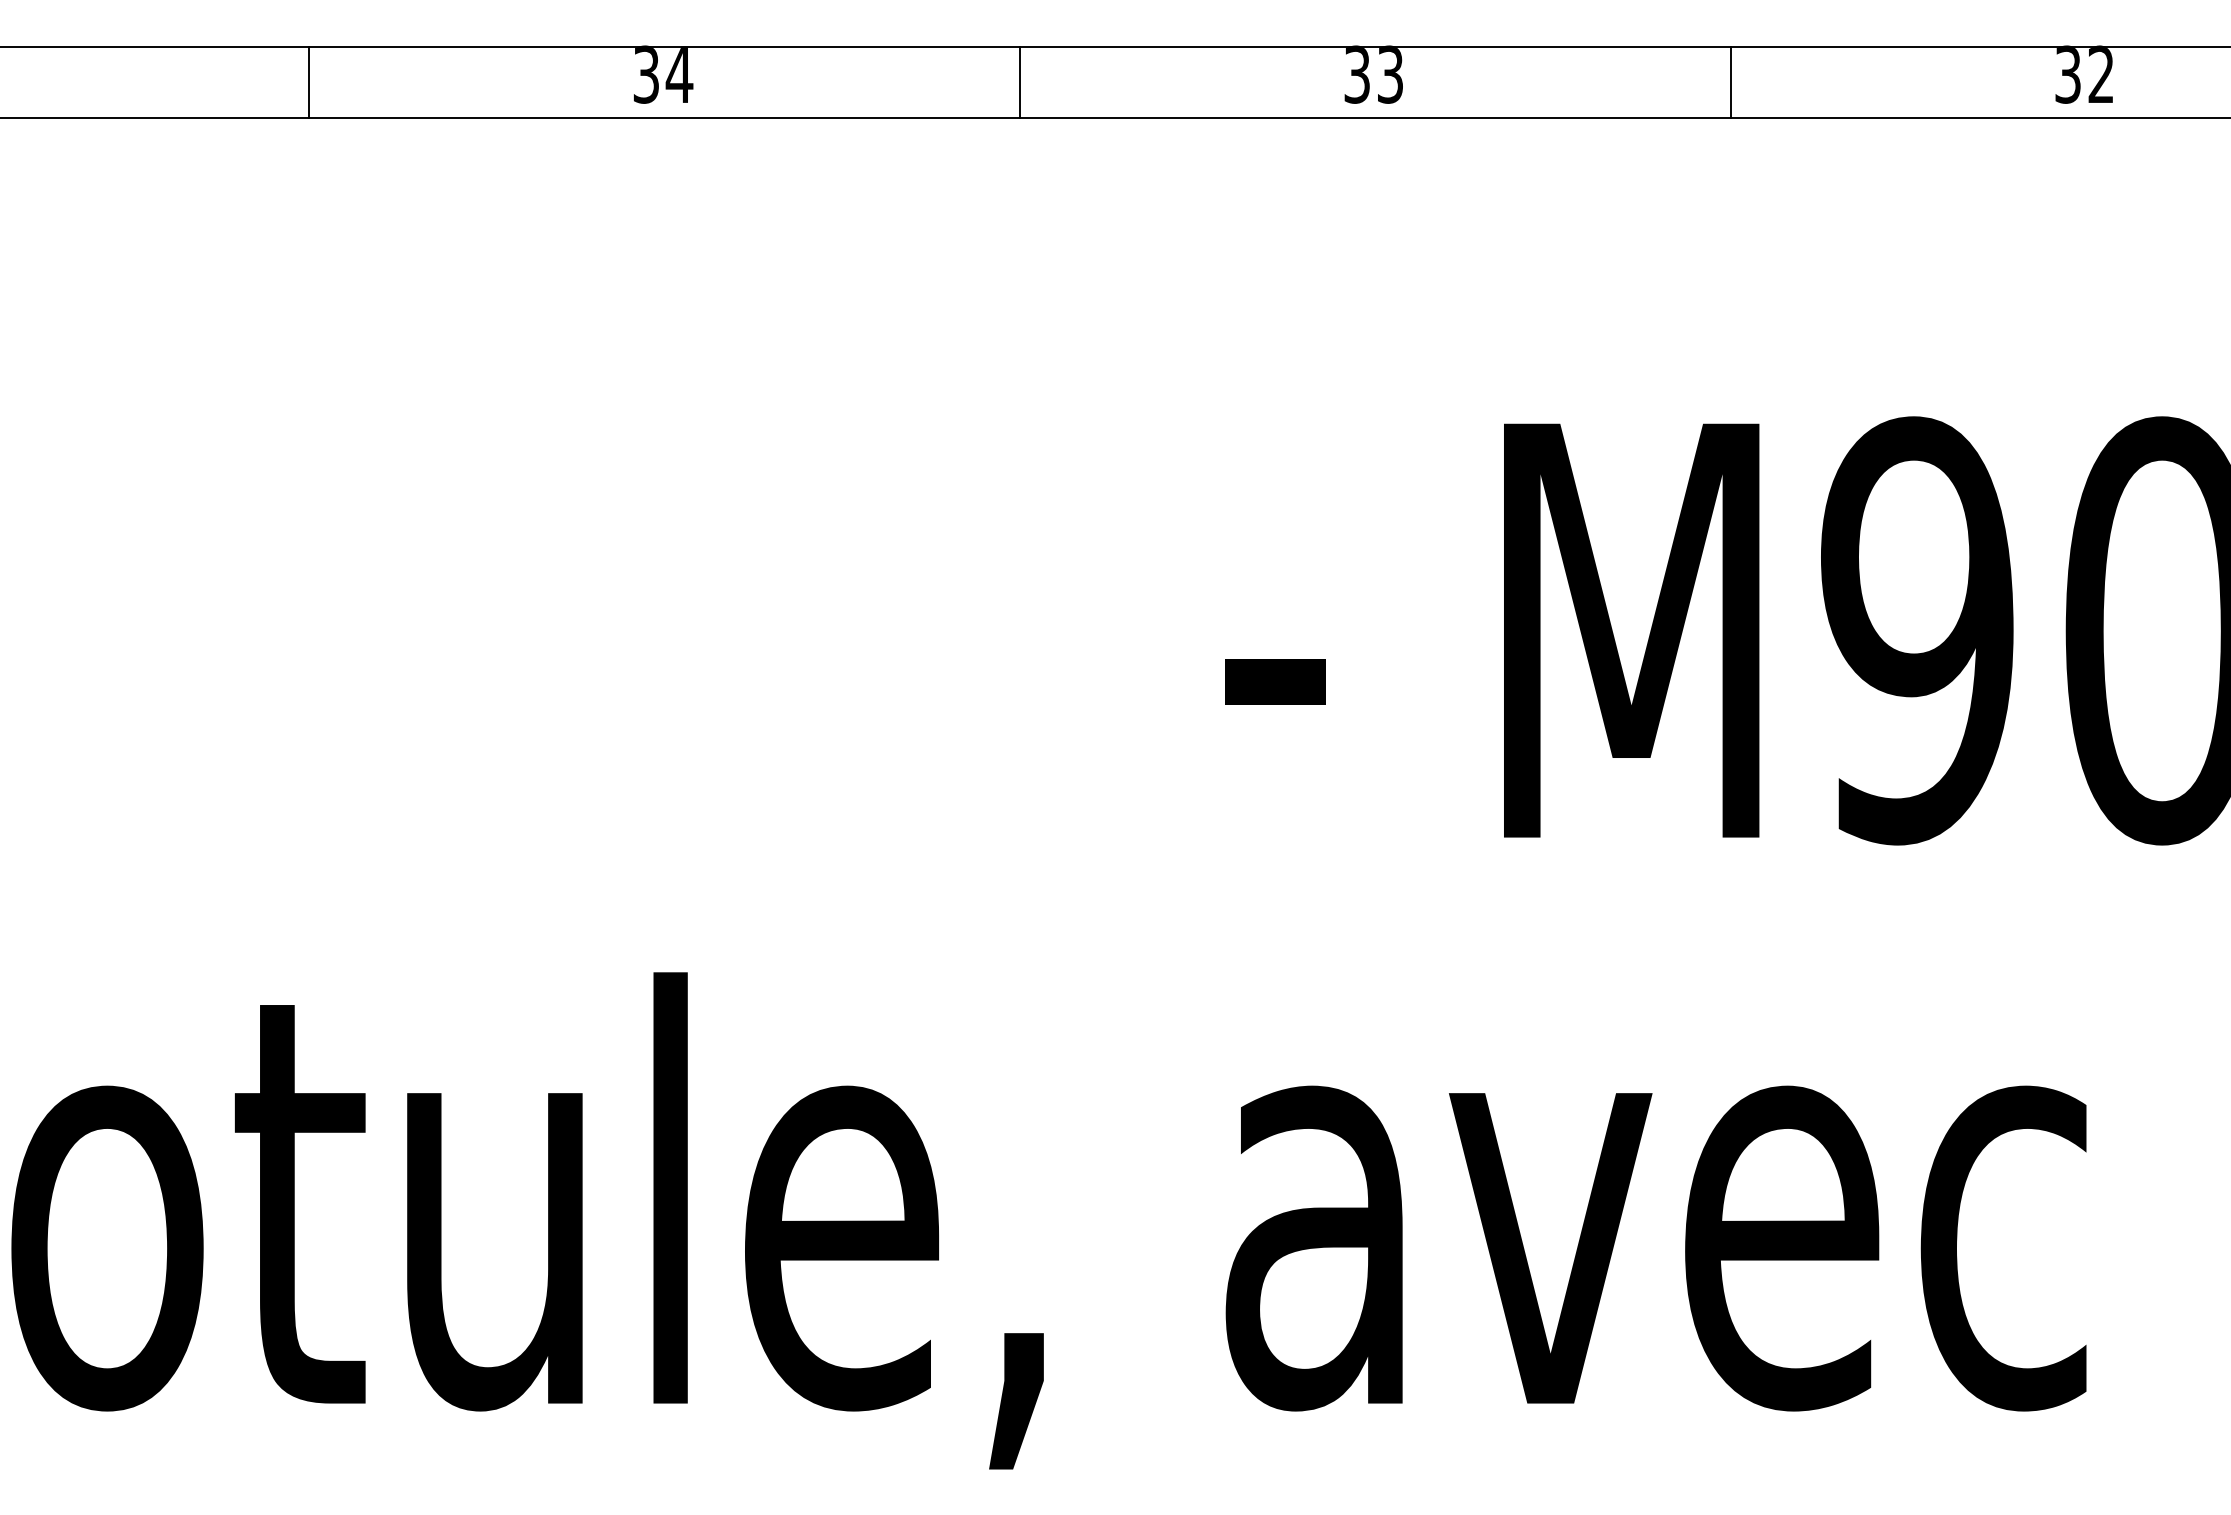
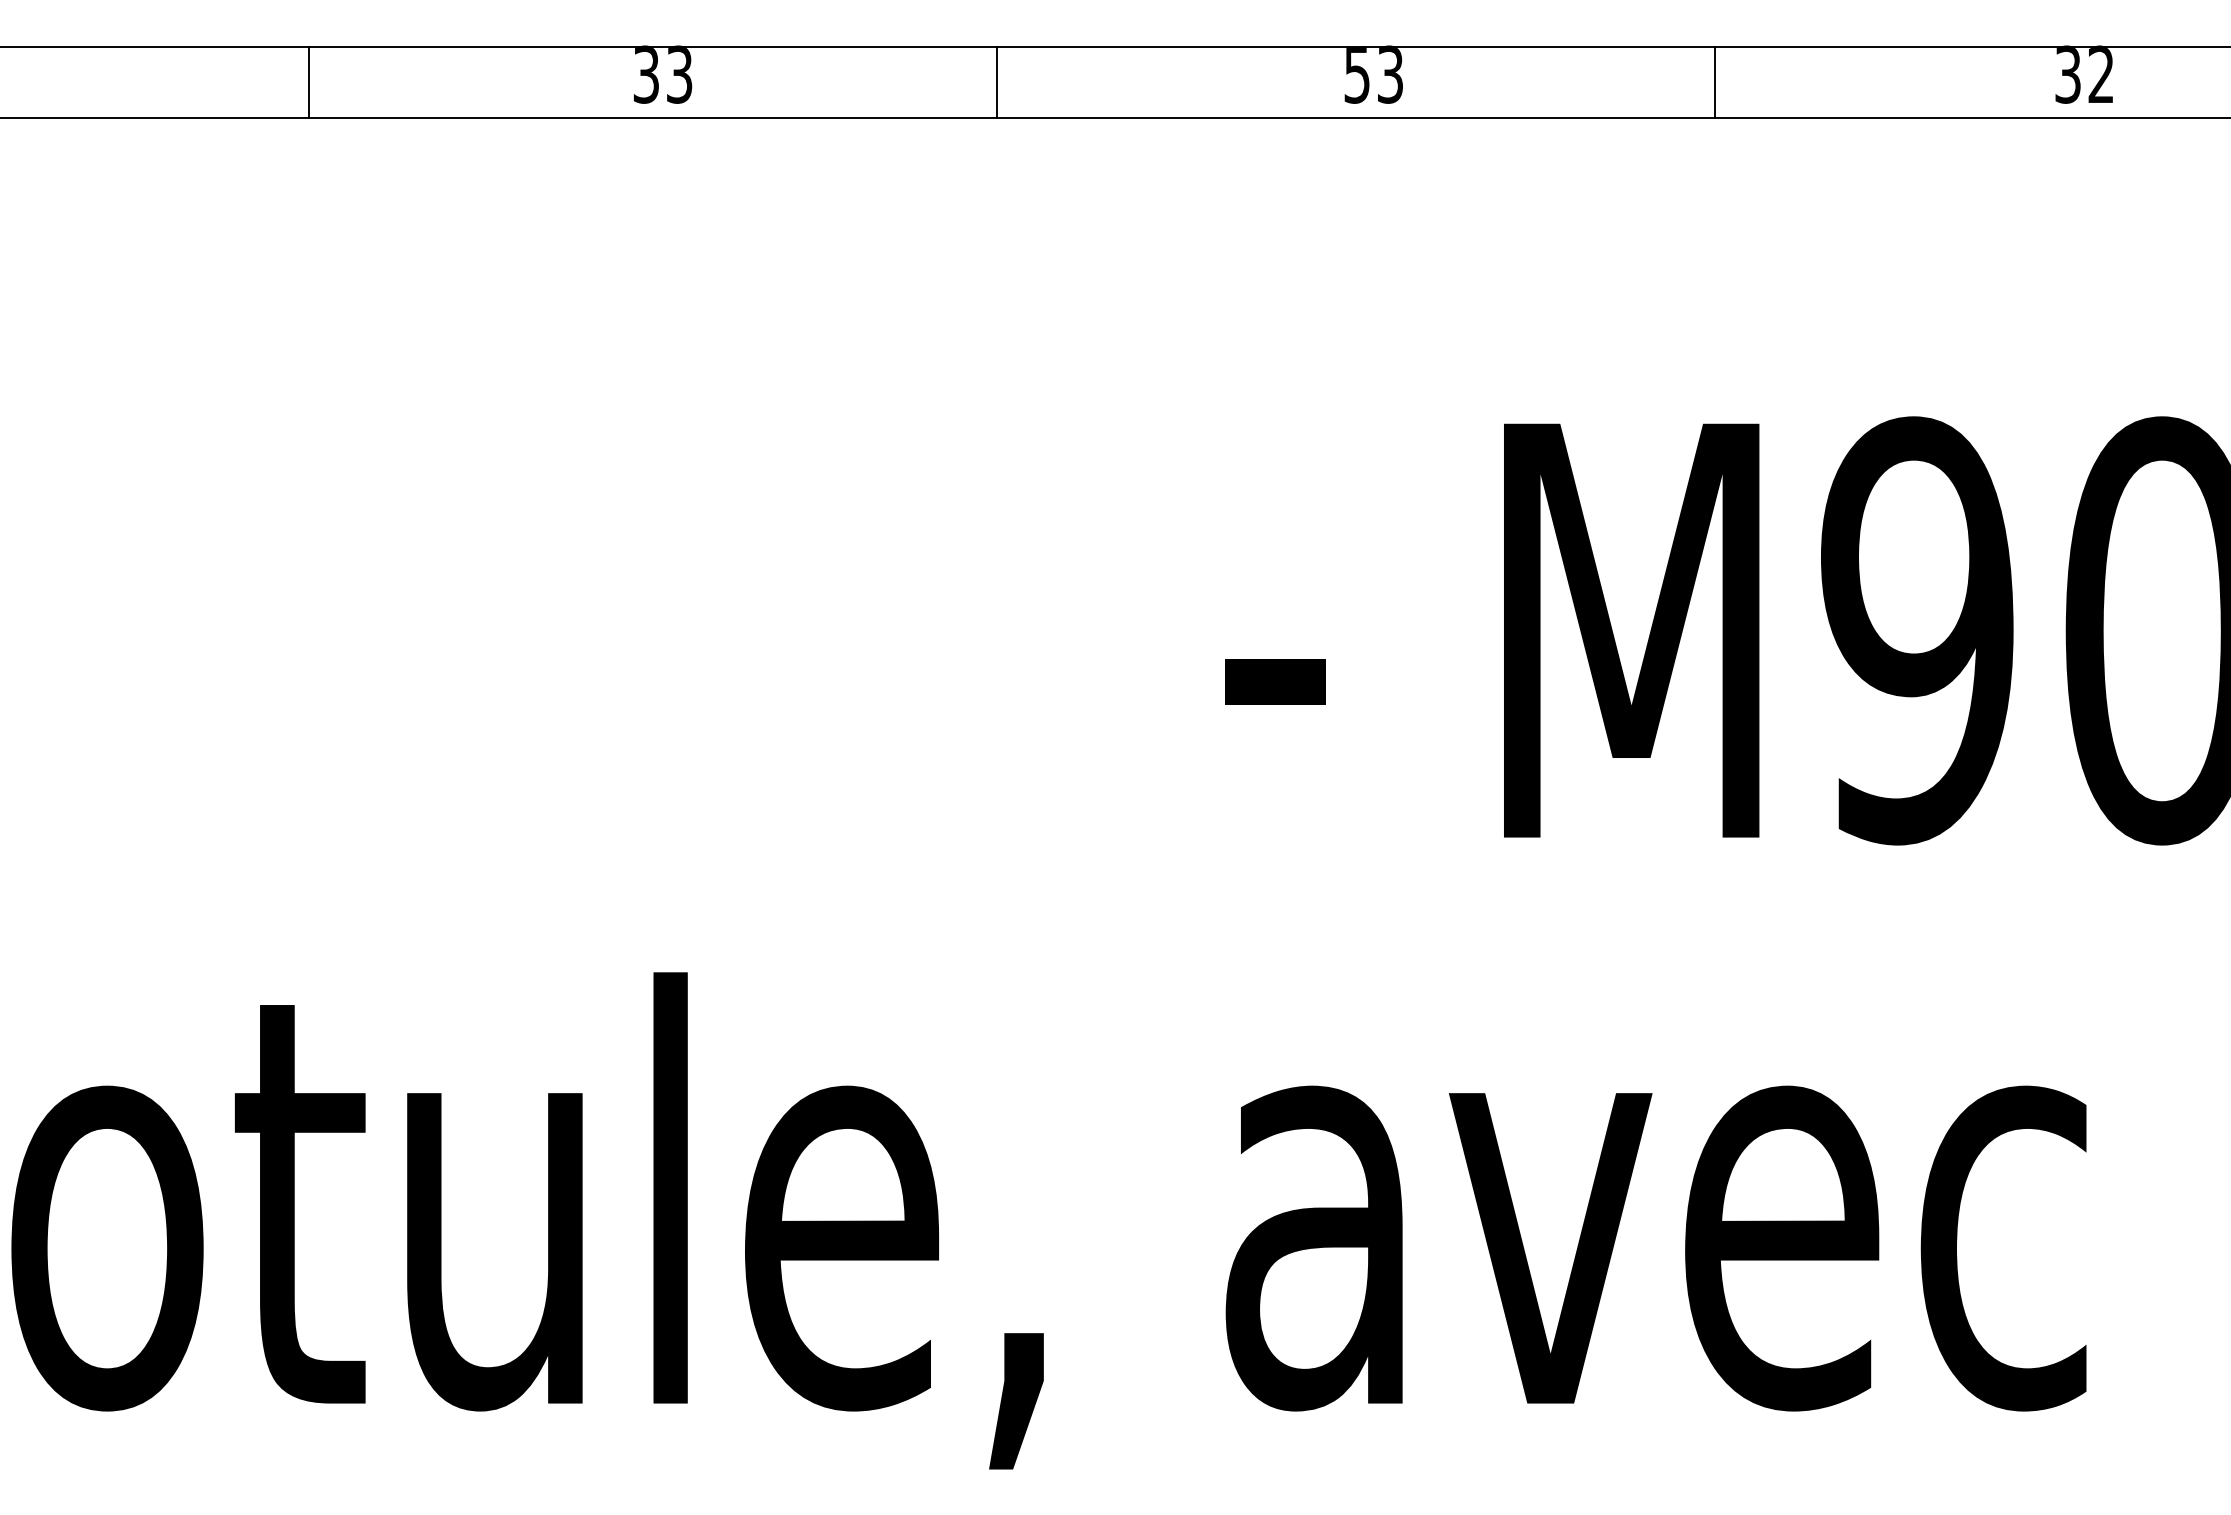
text: 34 -> 33 (679, 74)
text: 33 -> 53 (1357, 74)
line position: (1019, 82) -> (996, 82) (996, 82)
line position: (1730, 82) -> (1714, 82) (1714, 82)
